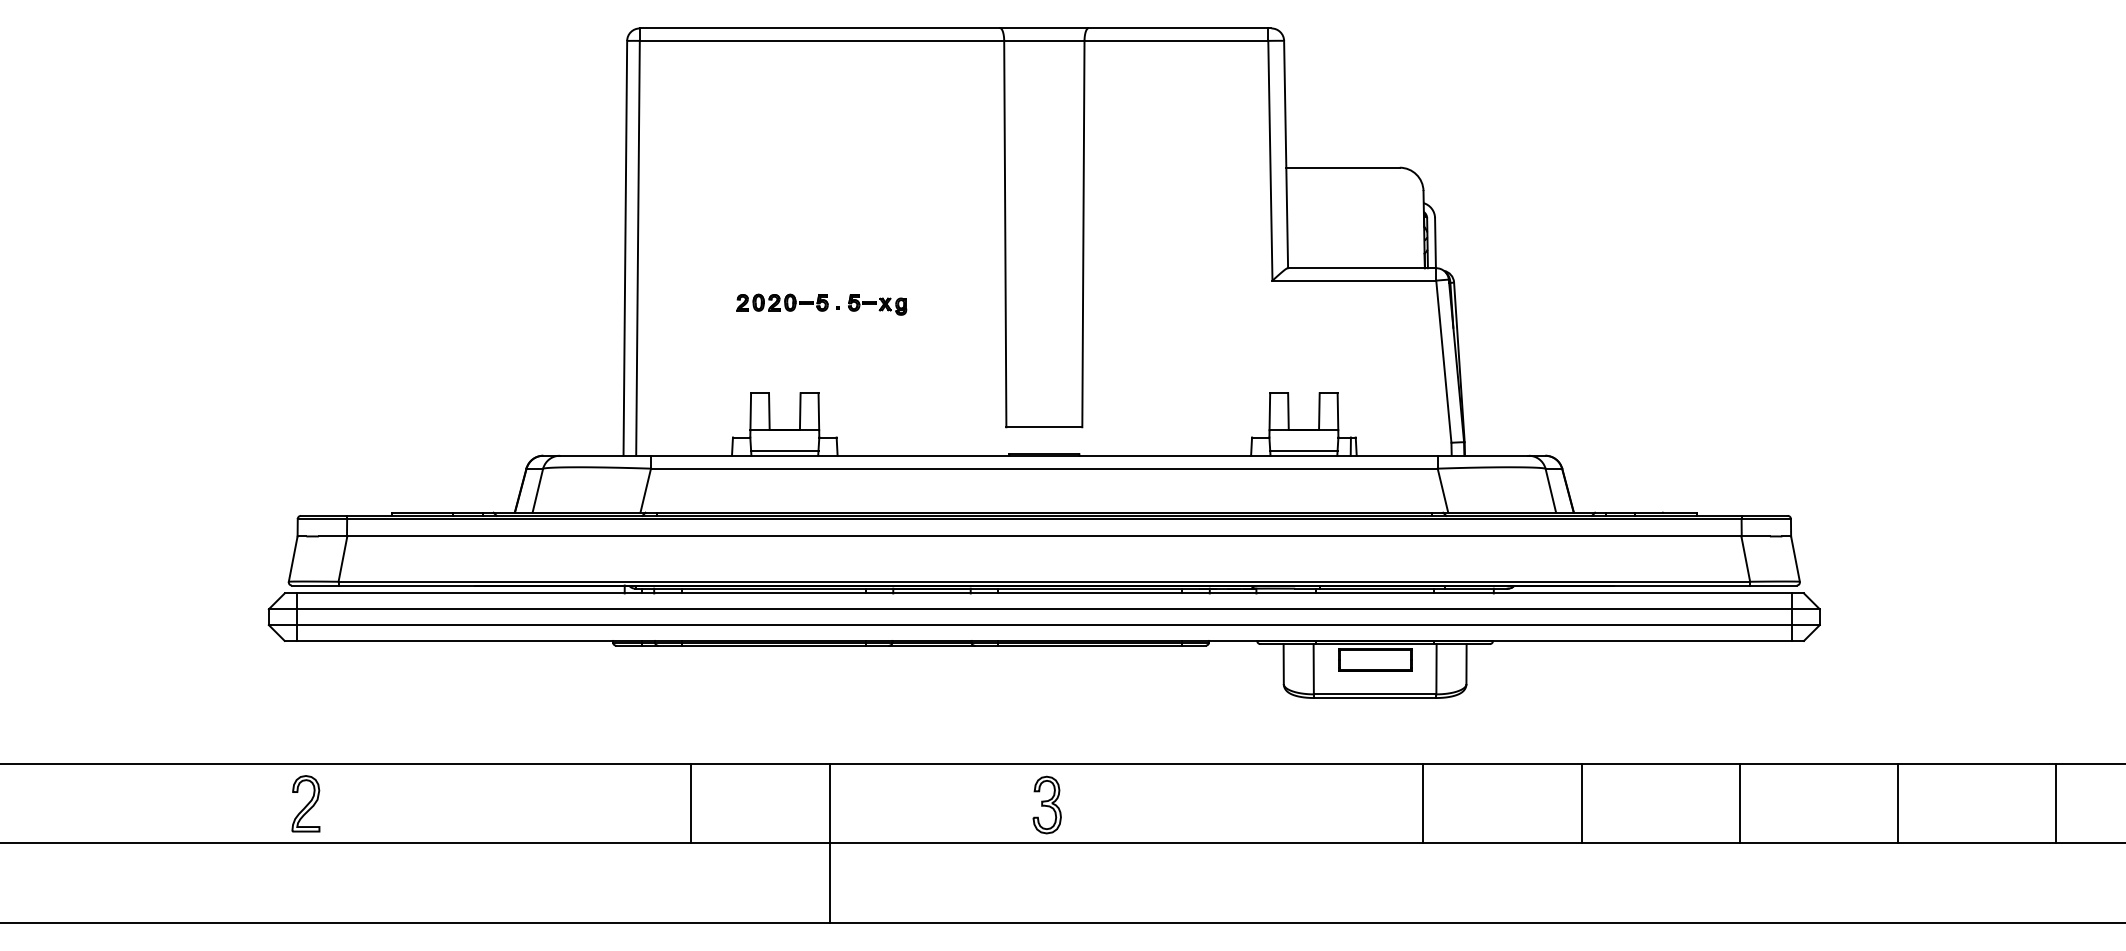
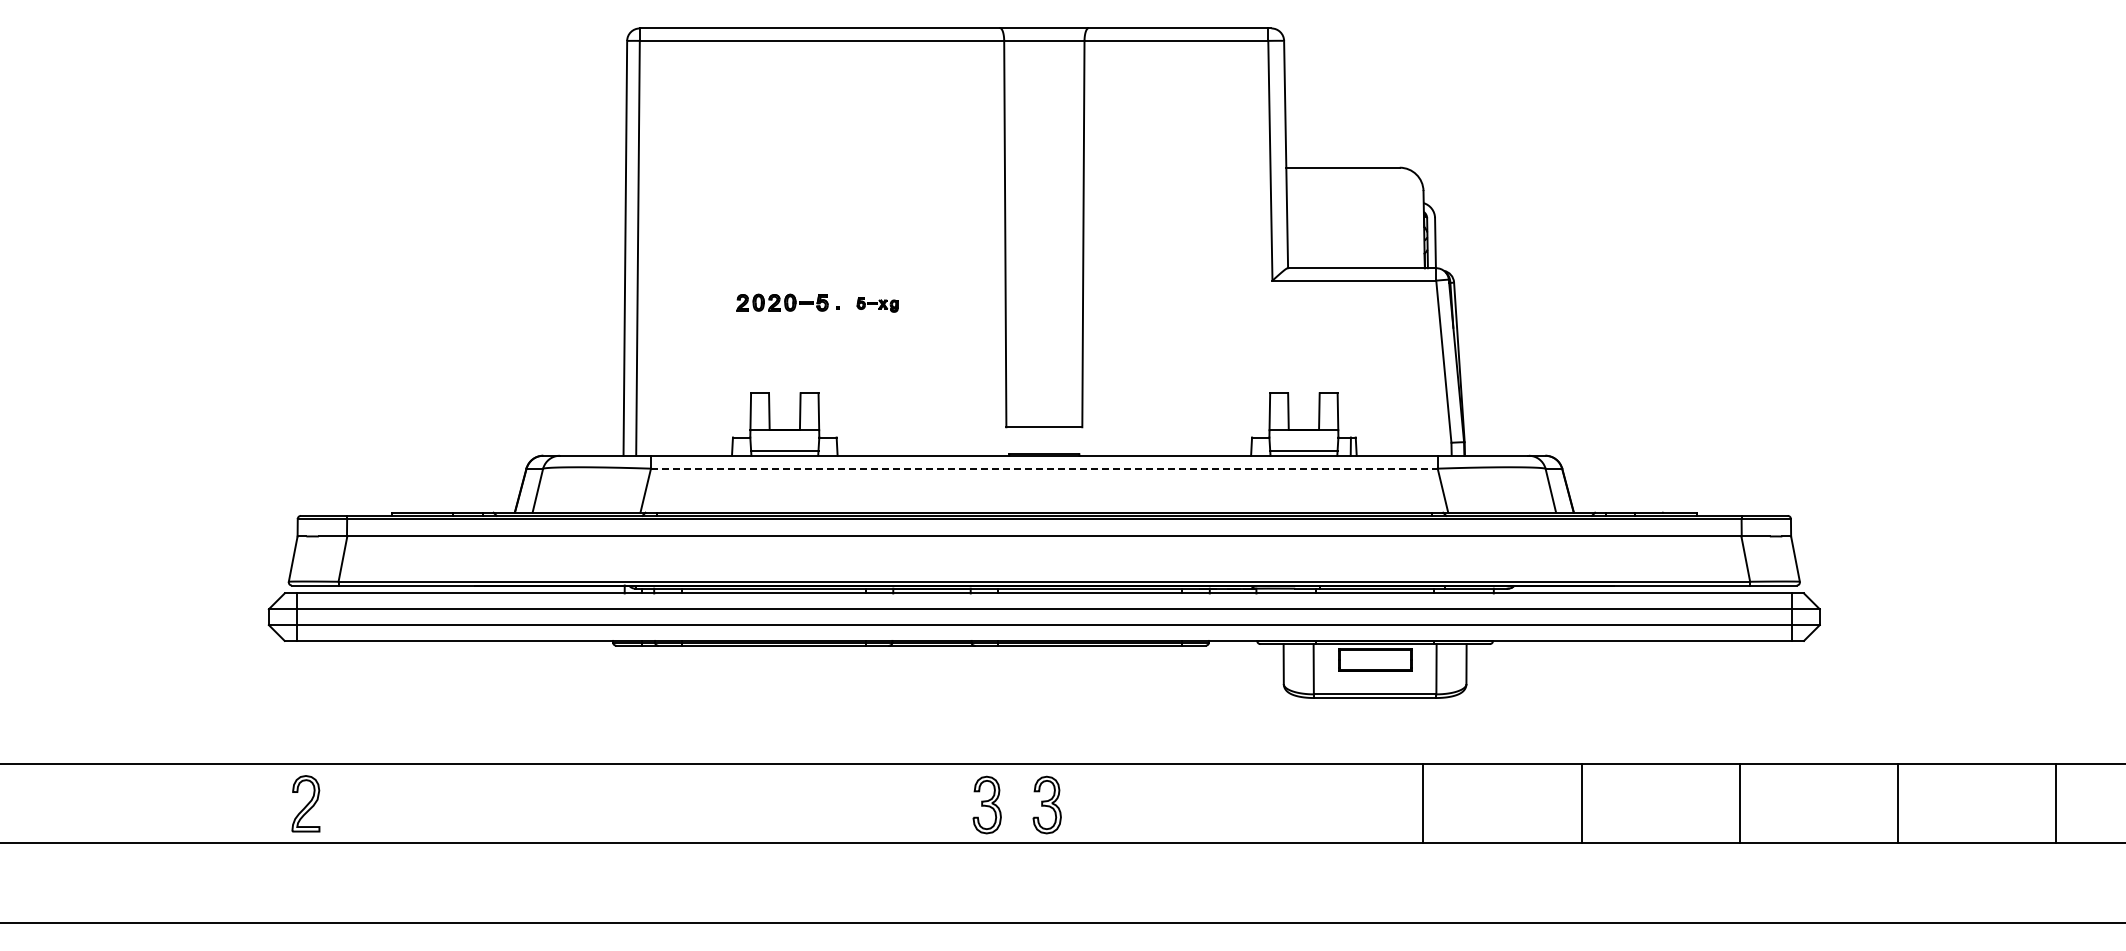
part size: 60x22 px -> 43x16 px (877, 304)
line: solid -> dashed (1044, 468)
line: present -> none (691, 803)
part: none -> present (986, 804)
line: present -> none (829, 843)
